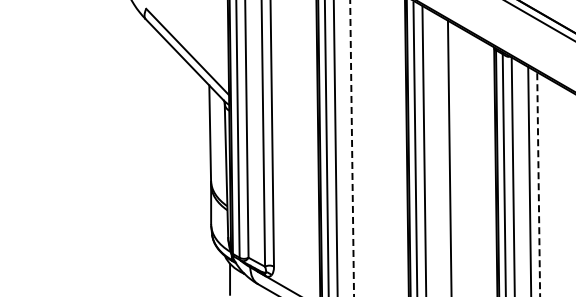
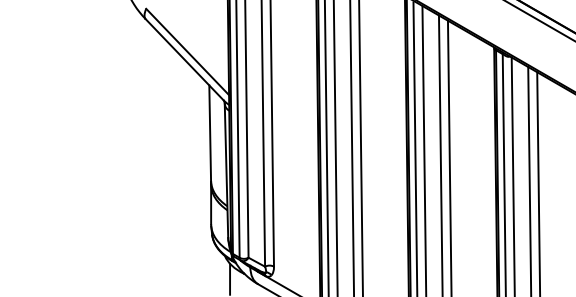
line: none -> present (360, 147)
line: dashed -> solid (352, 148)
line: none -> present (440, 154)
line: dashed -> solid (538, 183)
